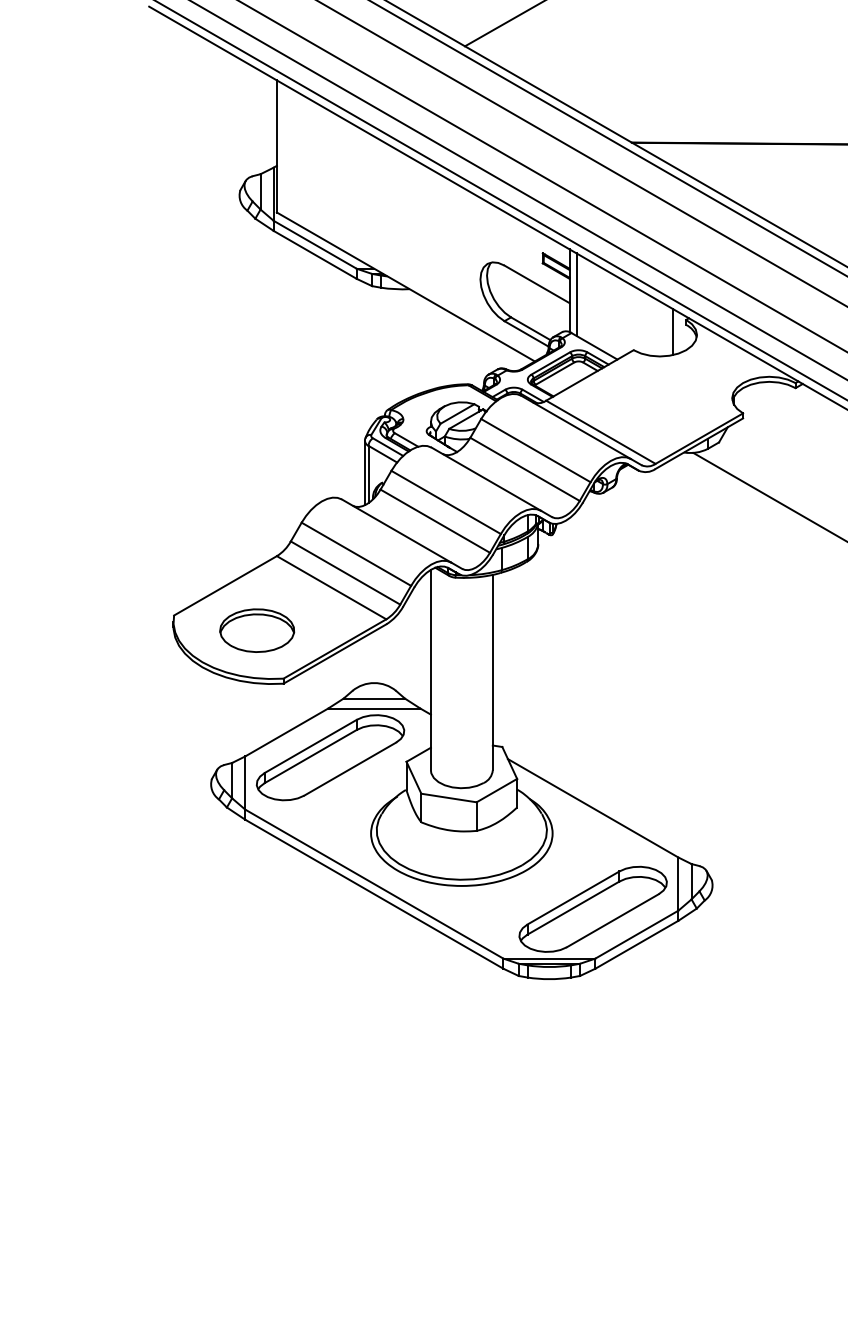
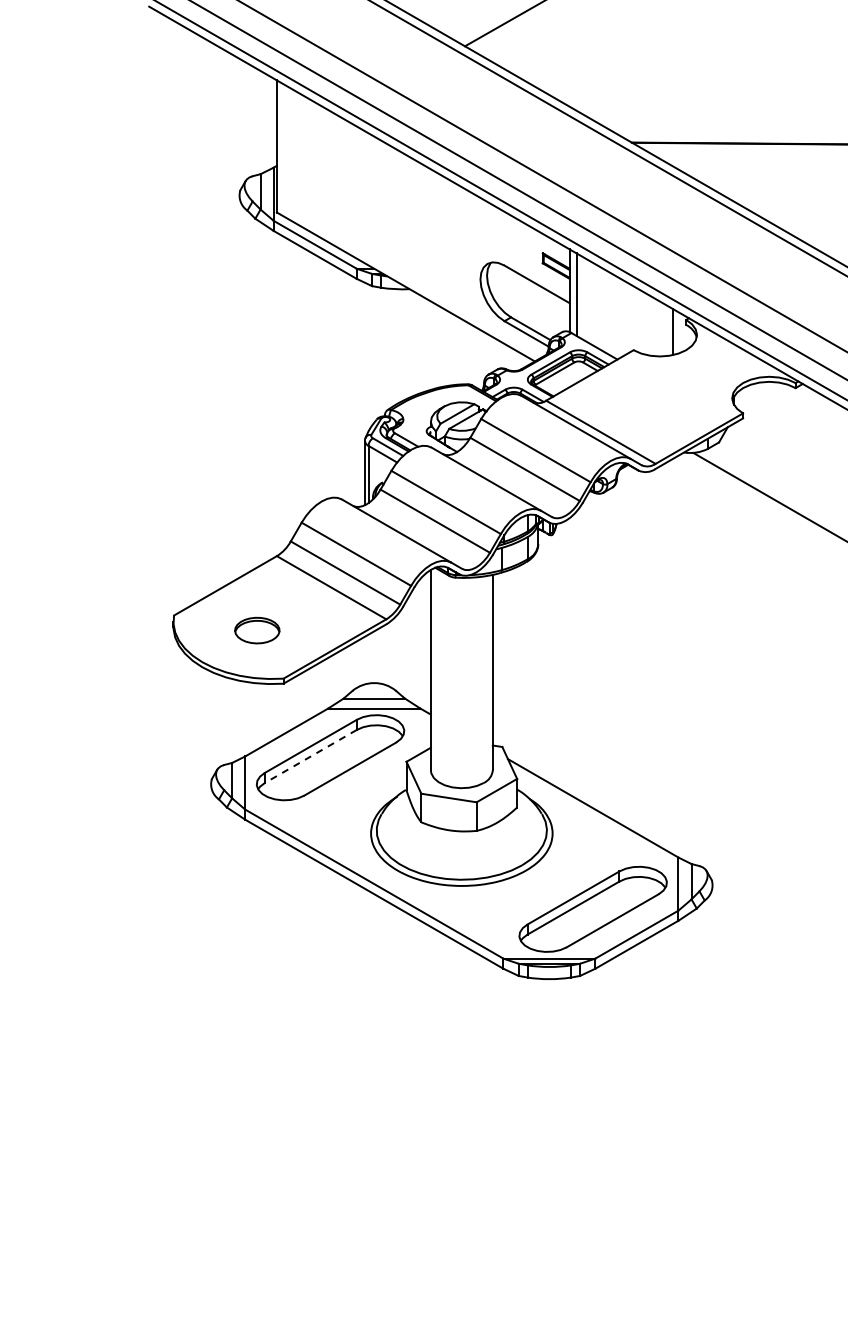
line: present -> none (581, 153)
part size: 77x45 px -> 47x29 px (257, 630)
line: solid -> dashed (310, 756)
